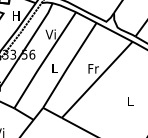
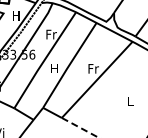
text: Vi -> Fr (50, 34)
text: L -> H (54, 68)
line: solid -> dashed (80, 127)
